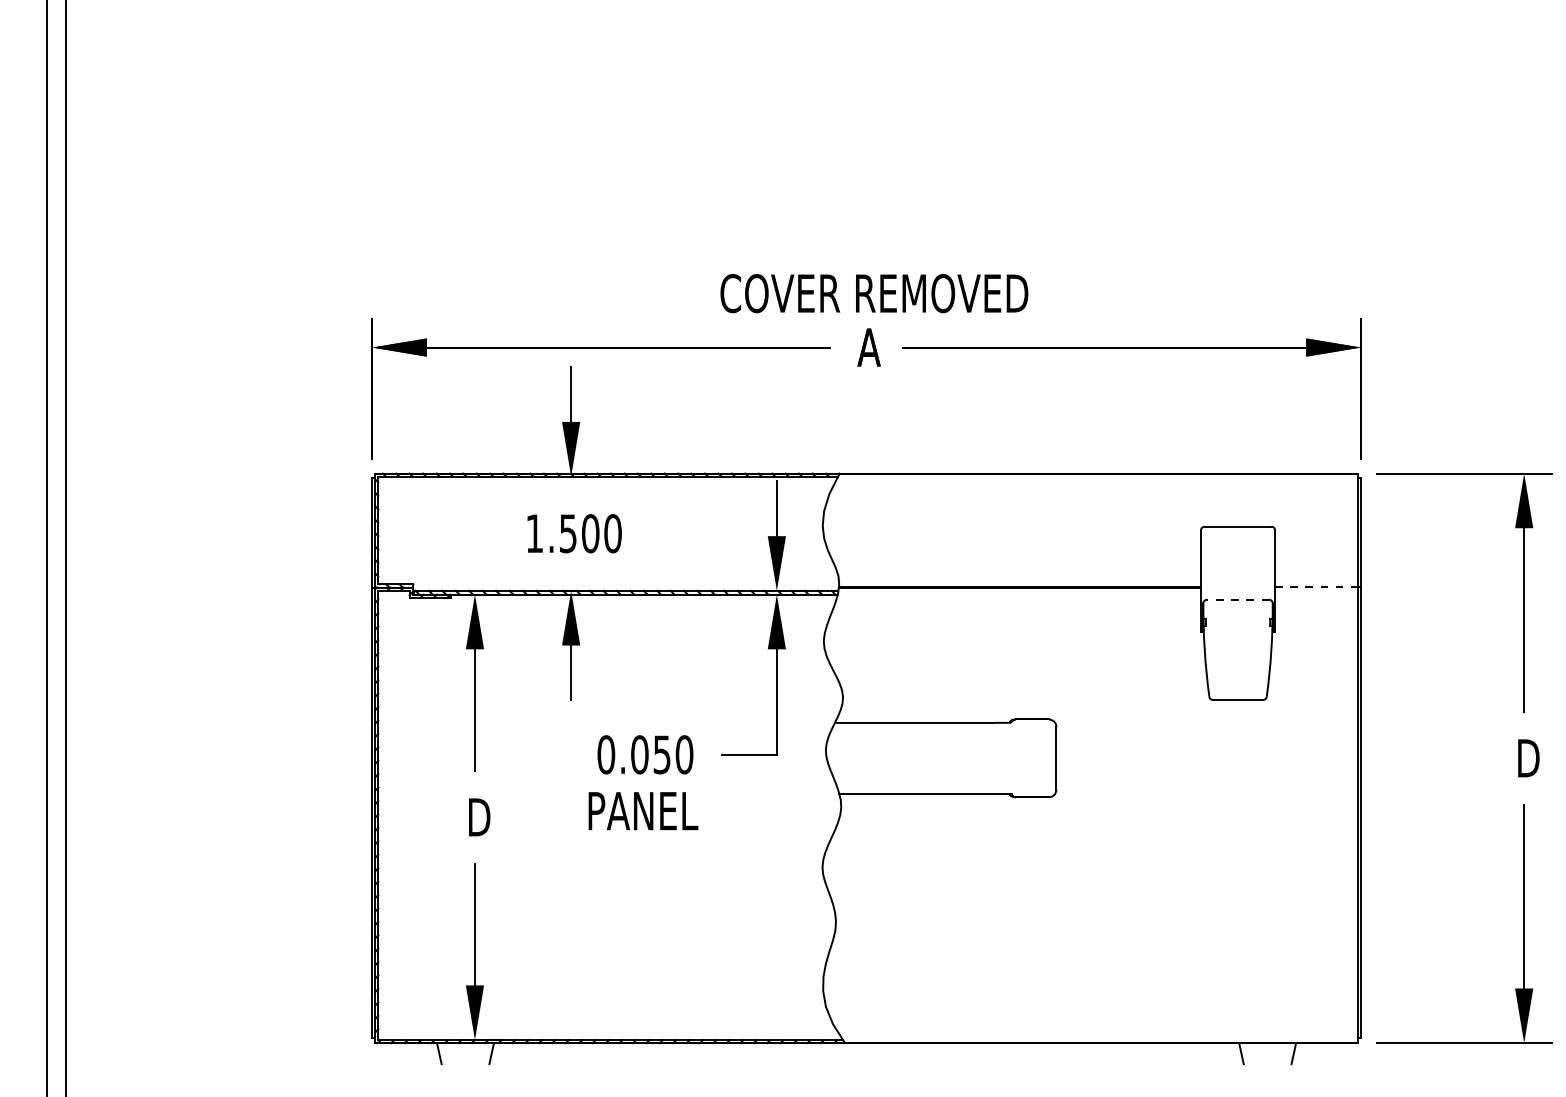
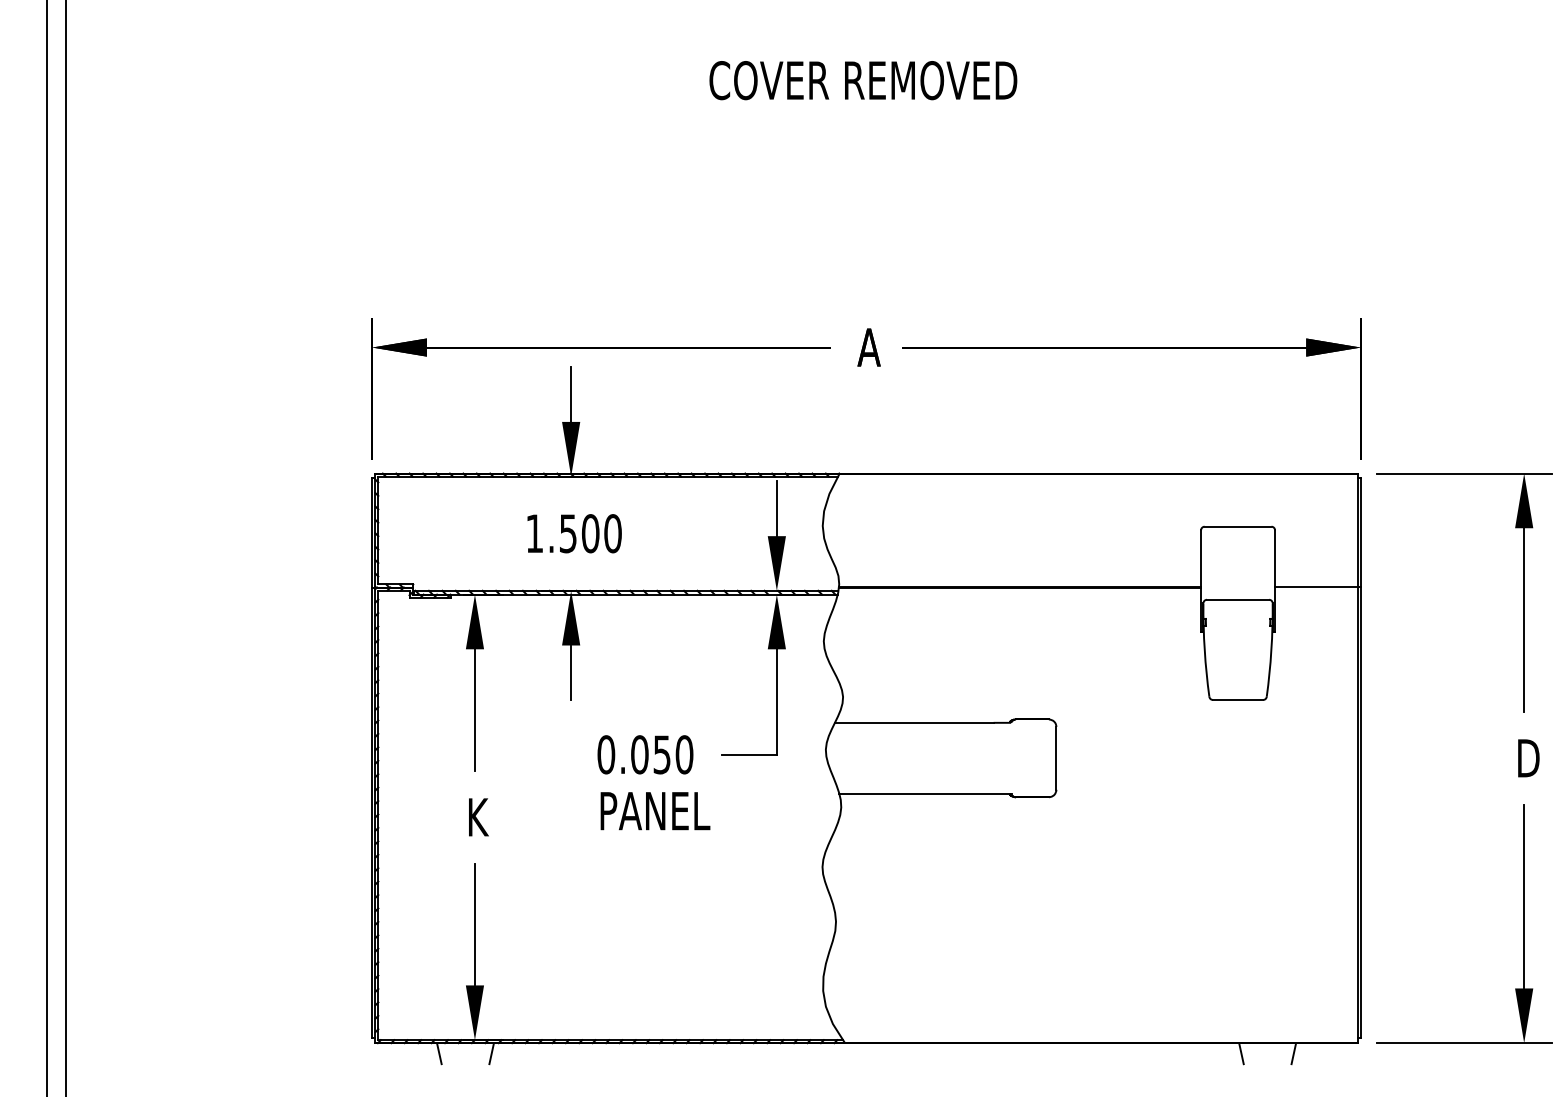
text position: (874, 293) -> (863, 80) (863, 80)
line: dashed -> solid (1316, 587)
line: dashed -> solid (1237, 599)
text position: (643, 811) -> (655, 811) (655, 811)
text: D -> K (481, 817)
